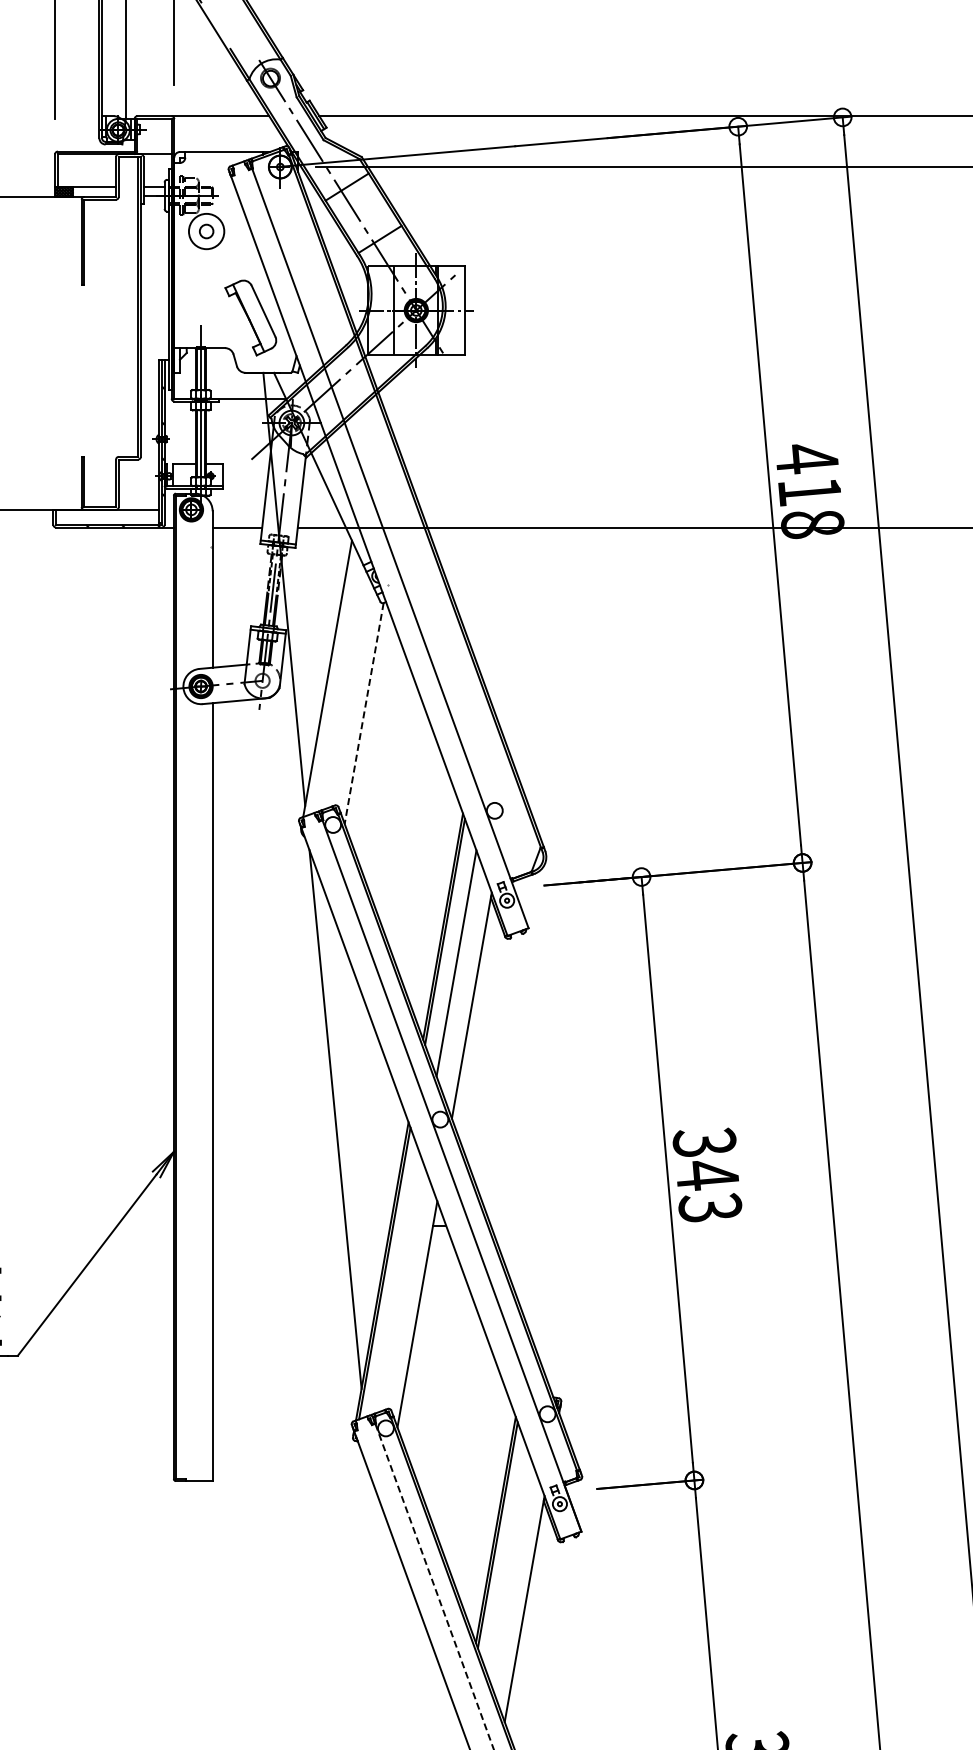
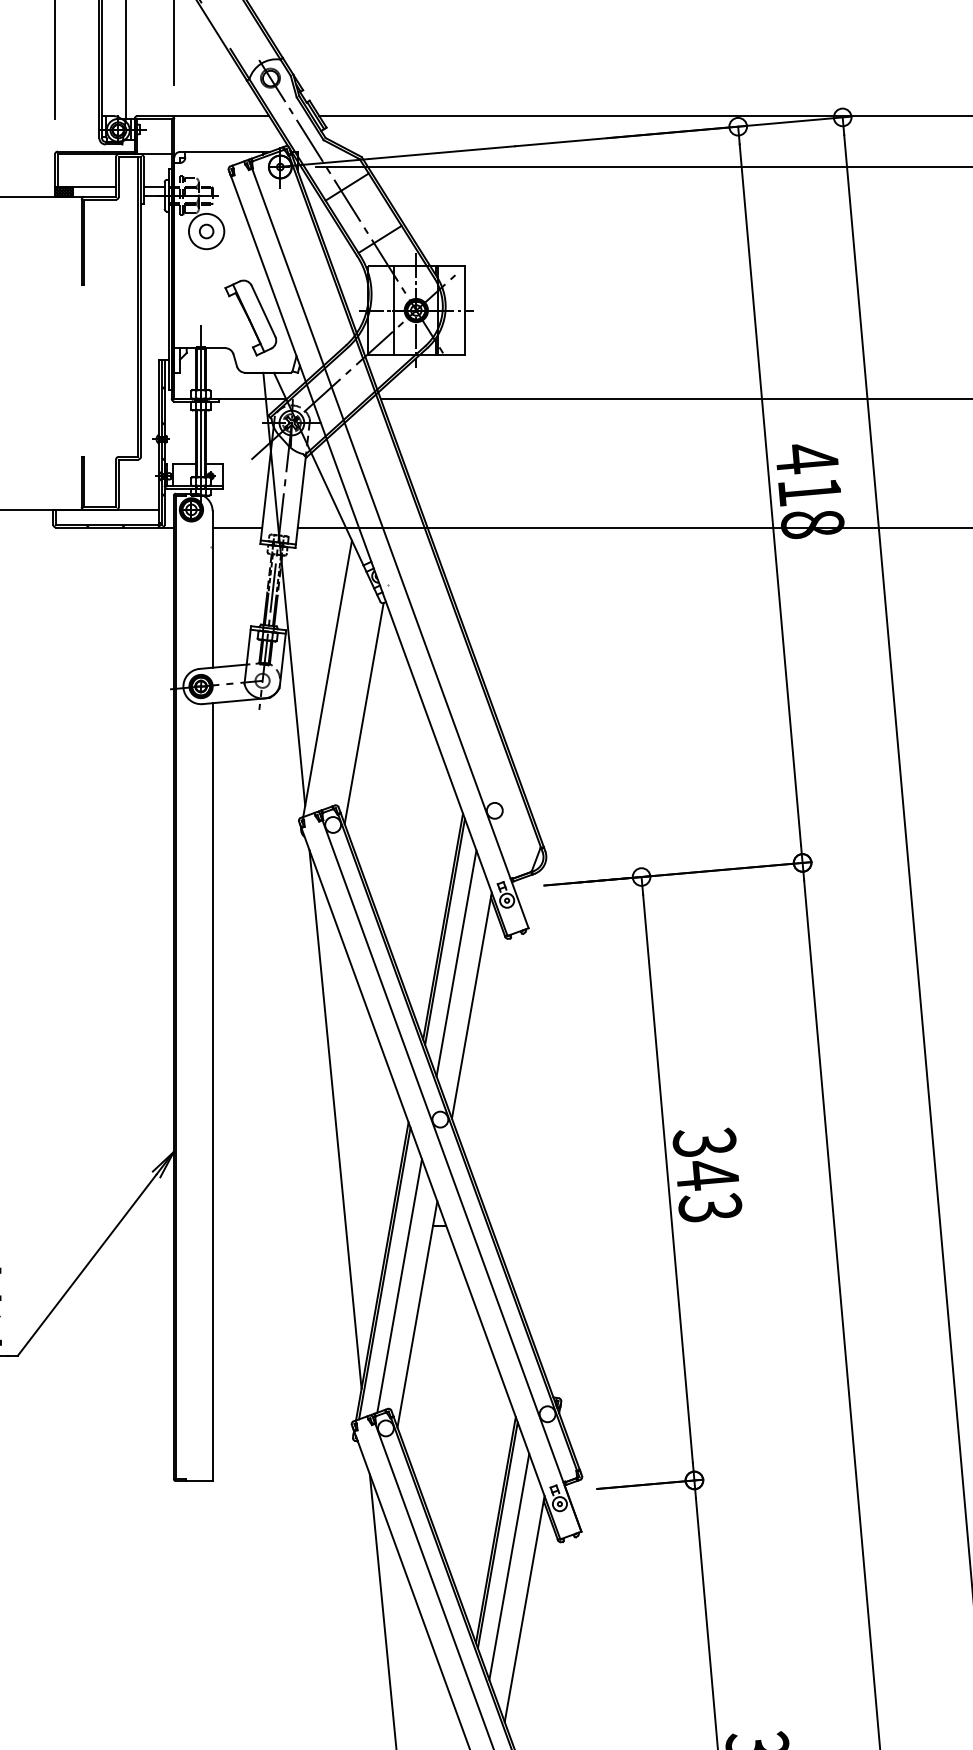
line: none -> present (674, 398)
line: dashed -> solid (364, 714)
line: none -> present (399, 1285)
line: none -> present (509, 1566)
line: dashed -> solid (434, 1587)
line: none -> present (382, 1610)
